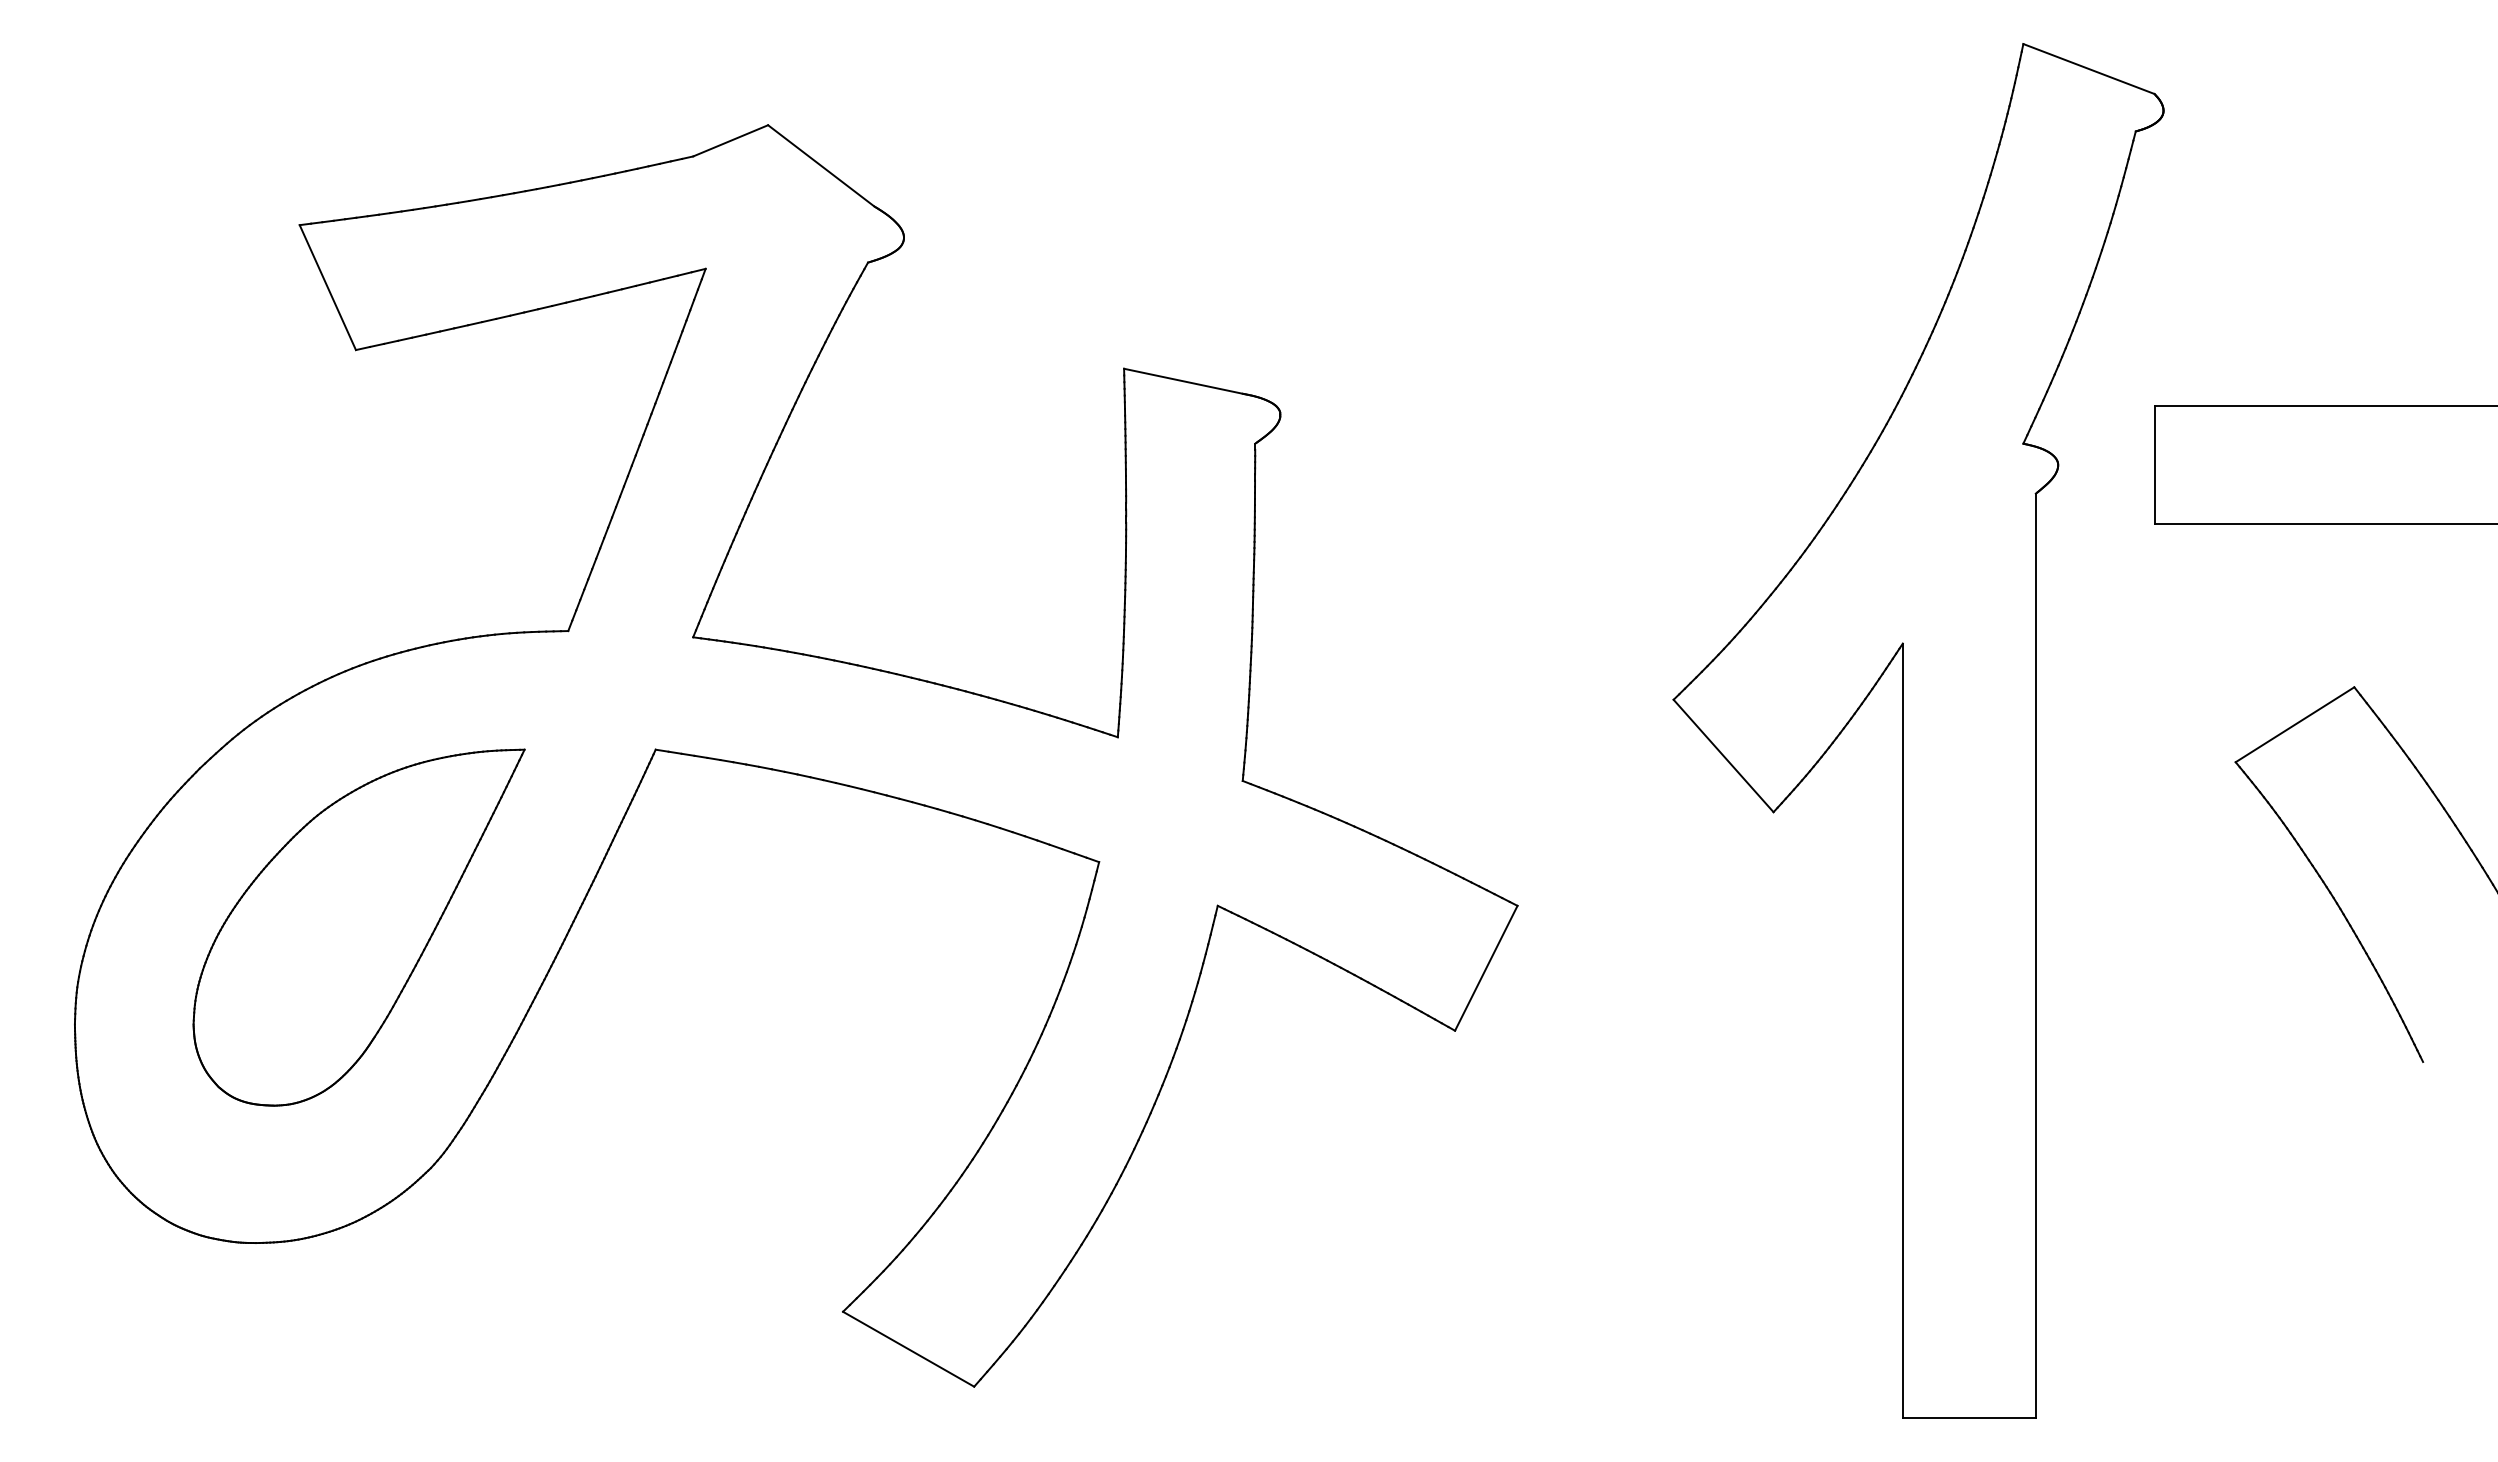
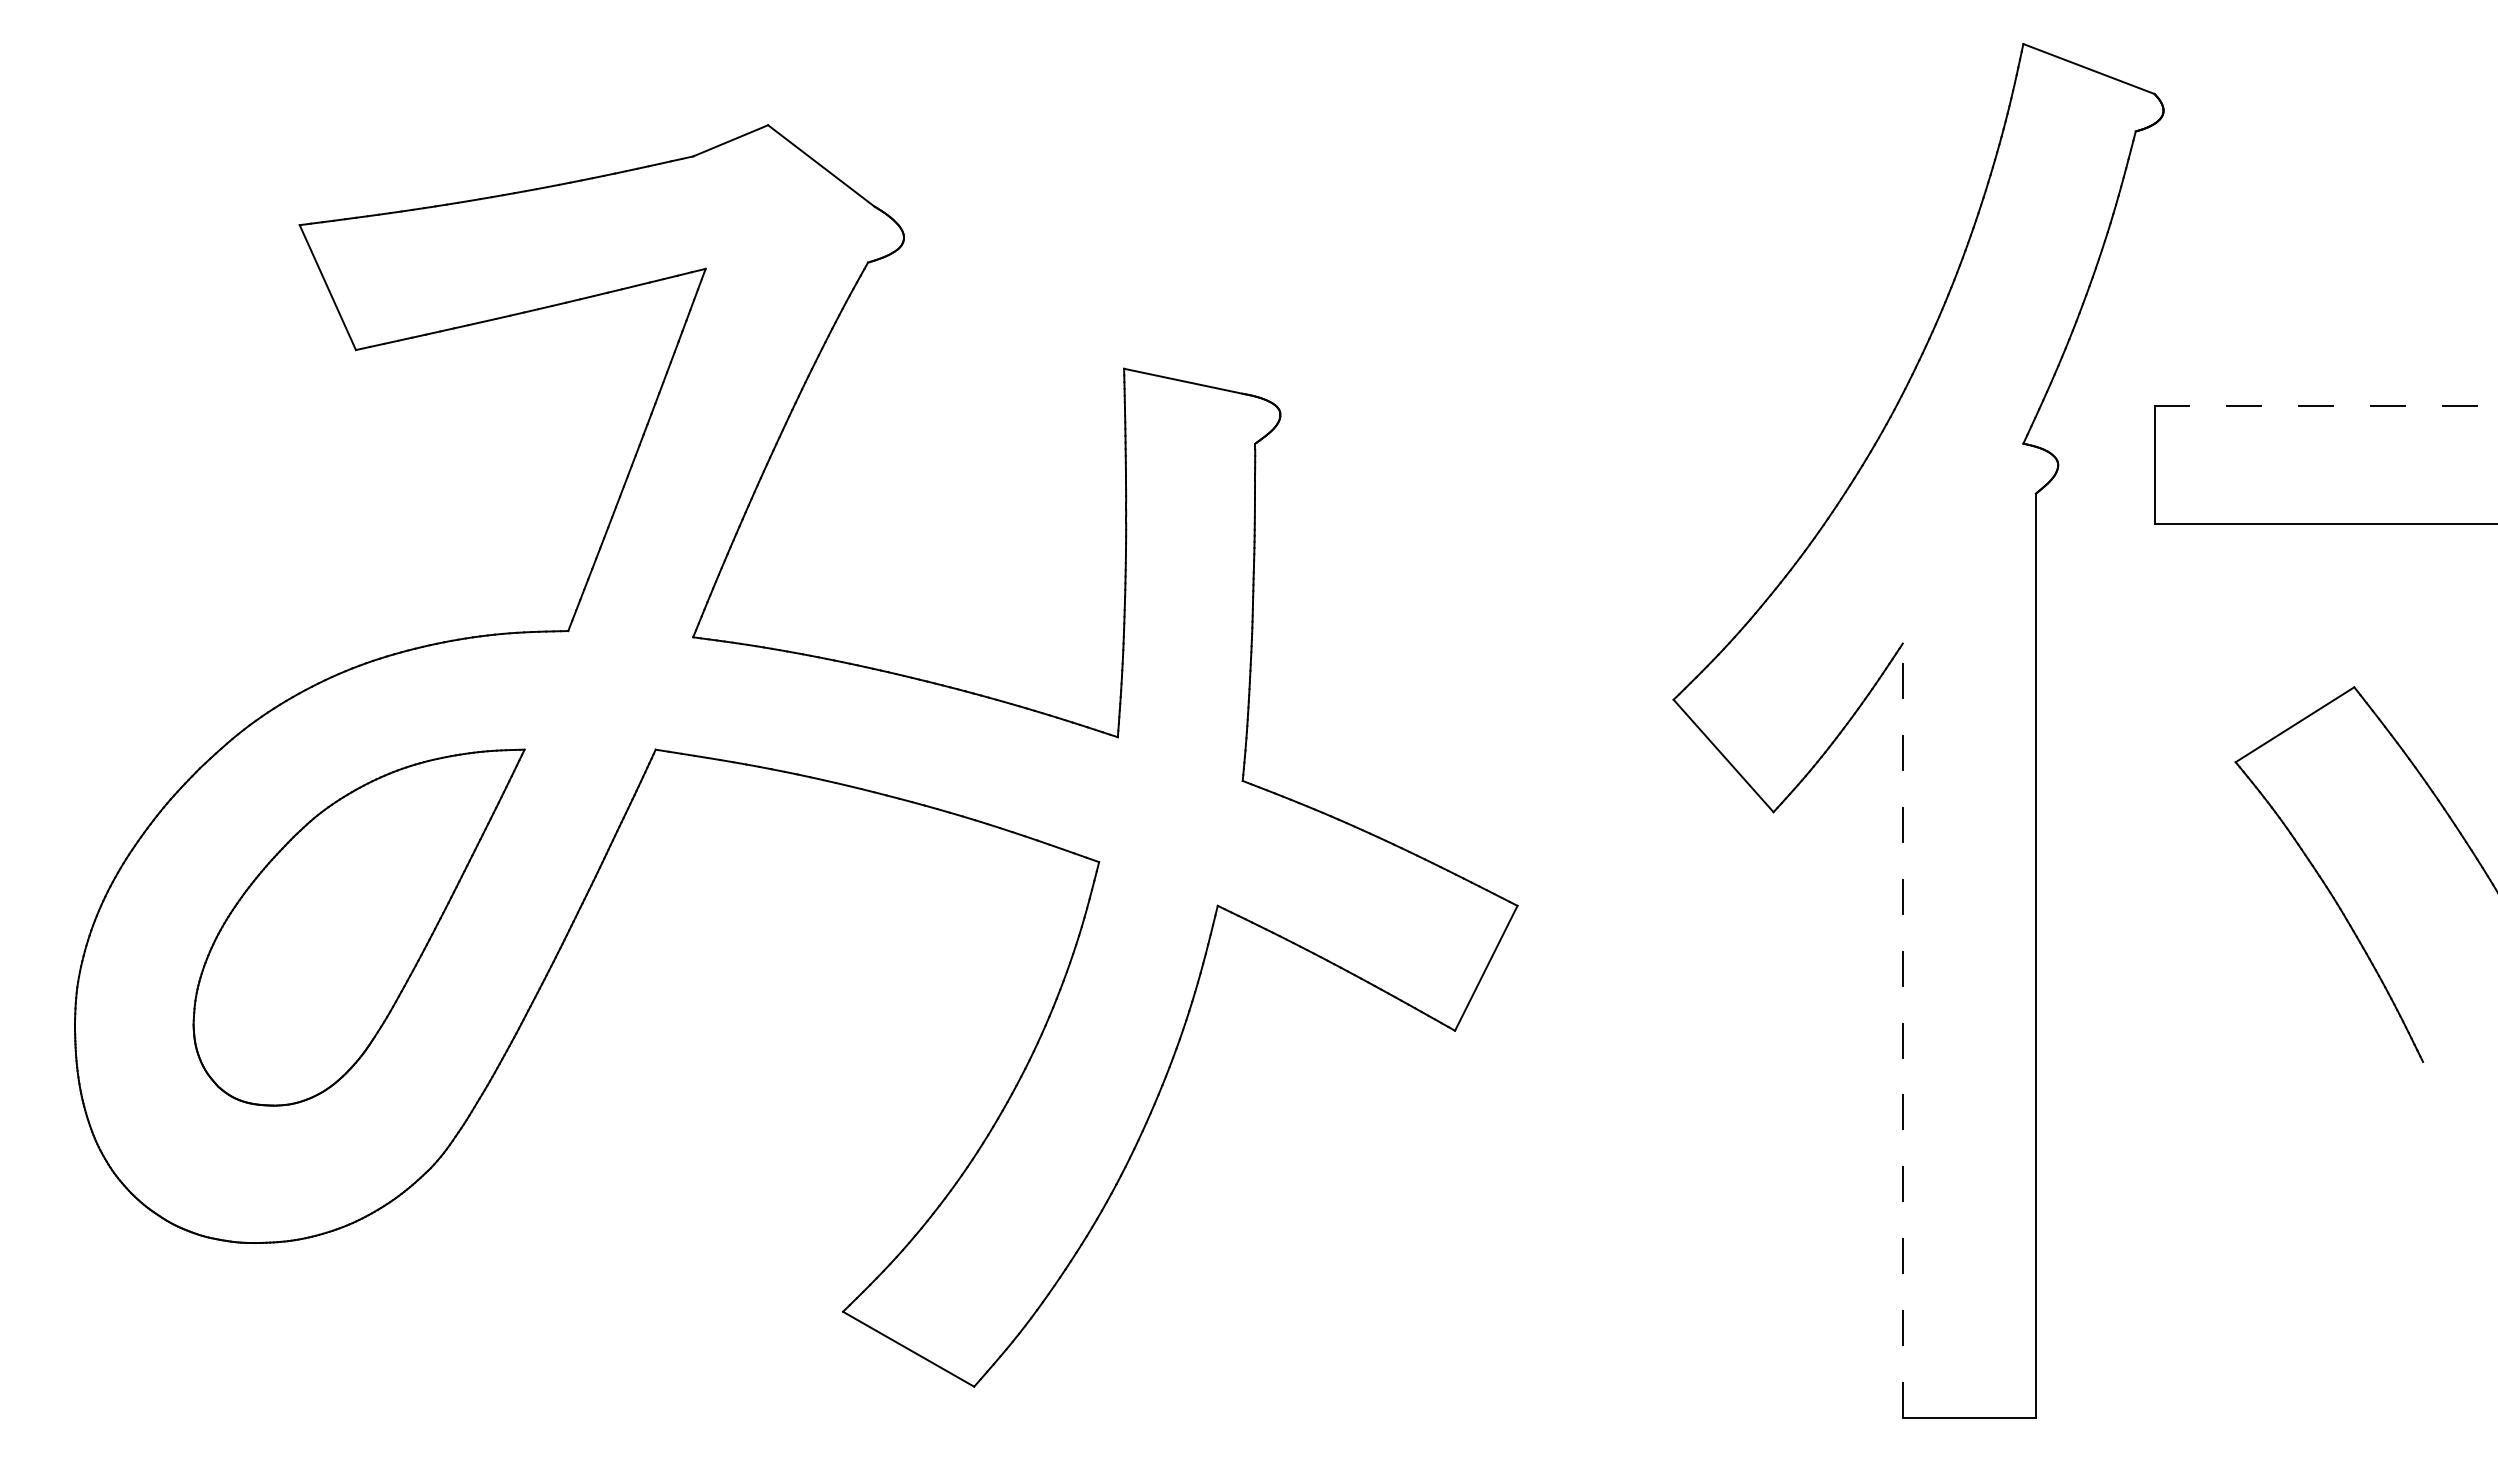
line: solid -> dashed (2326, 406)
line: solid -> dashed (1902, 1030)
